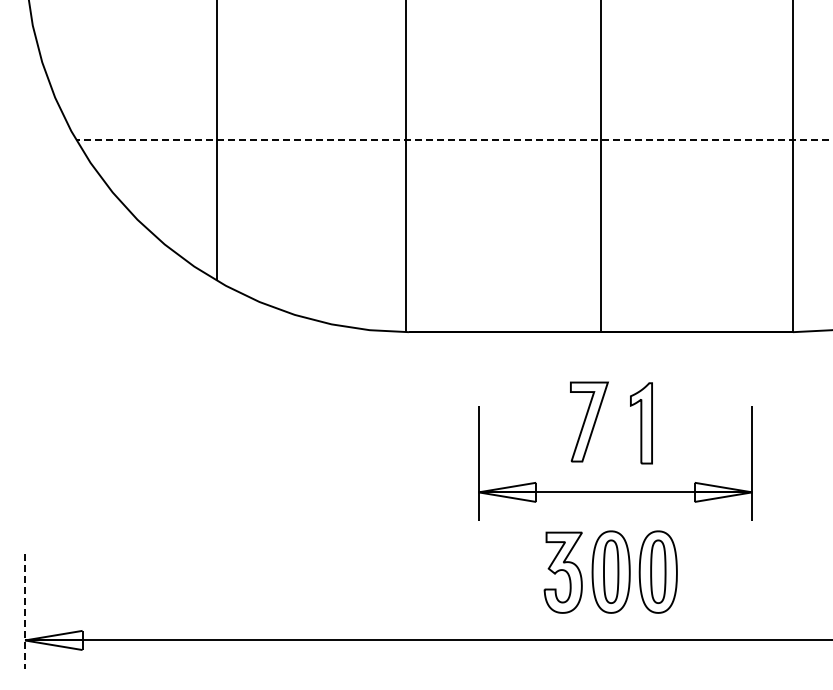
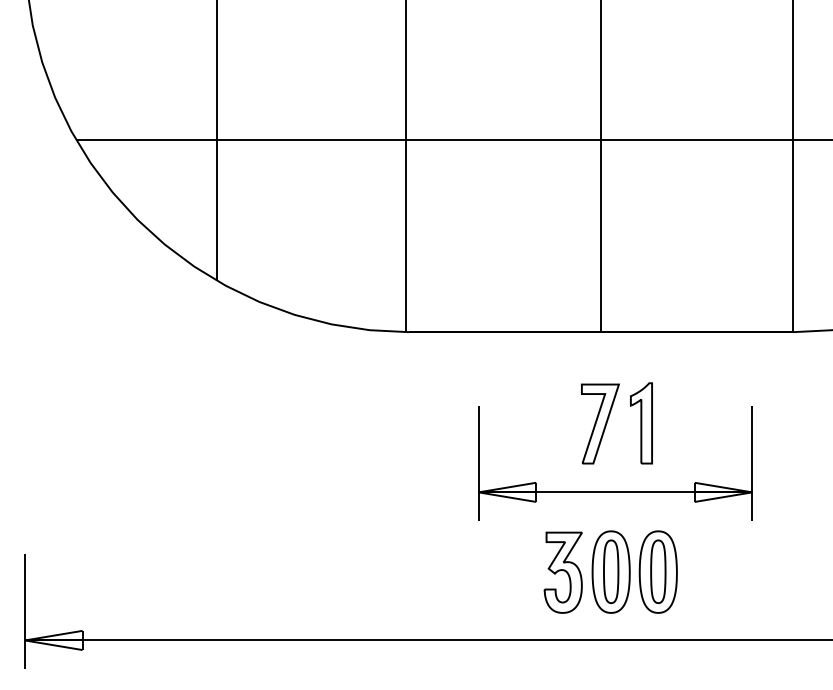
line: dashed -> solid (454, 140)
part position: (589, 421) -> (600, 423) (600, 423)
line: dashed -> solid (24, 611)
